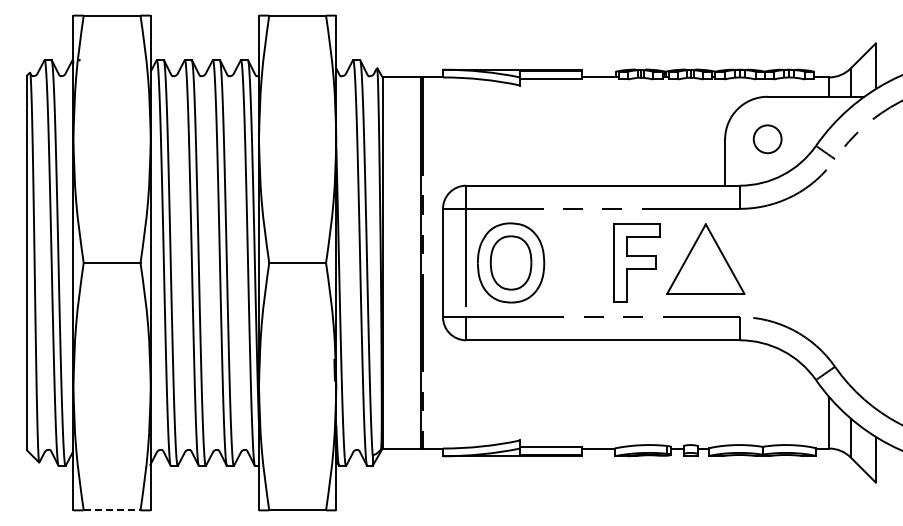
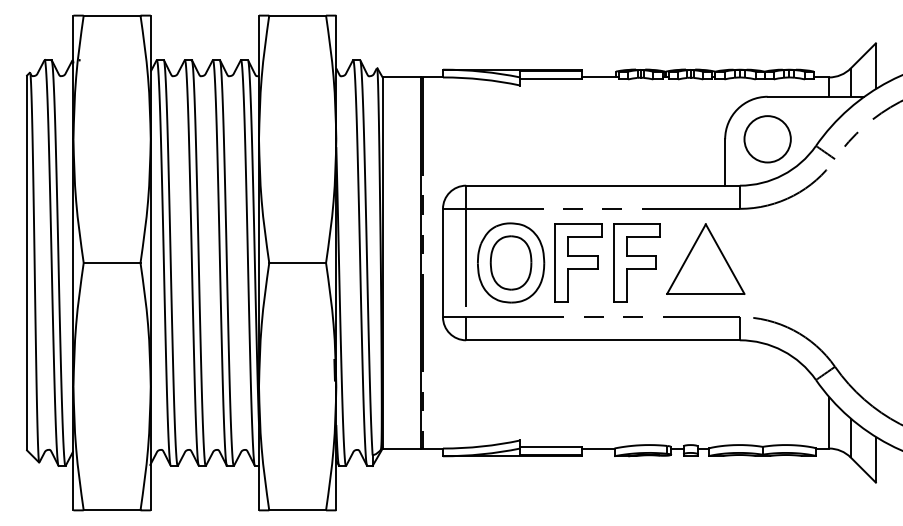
circle diameter: 28 px -> 46 px (767, 139)
part: none -> present (578, 262)
line: dashed -> solid (112, 510)
